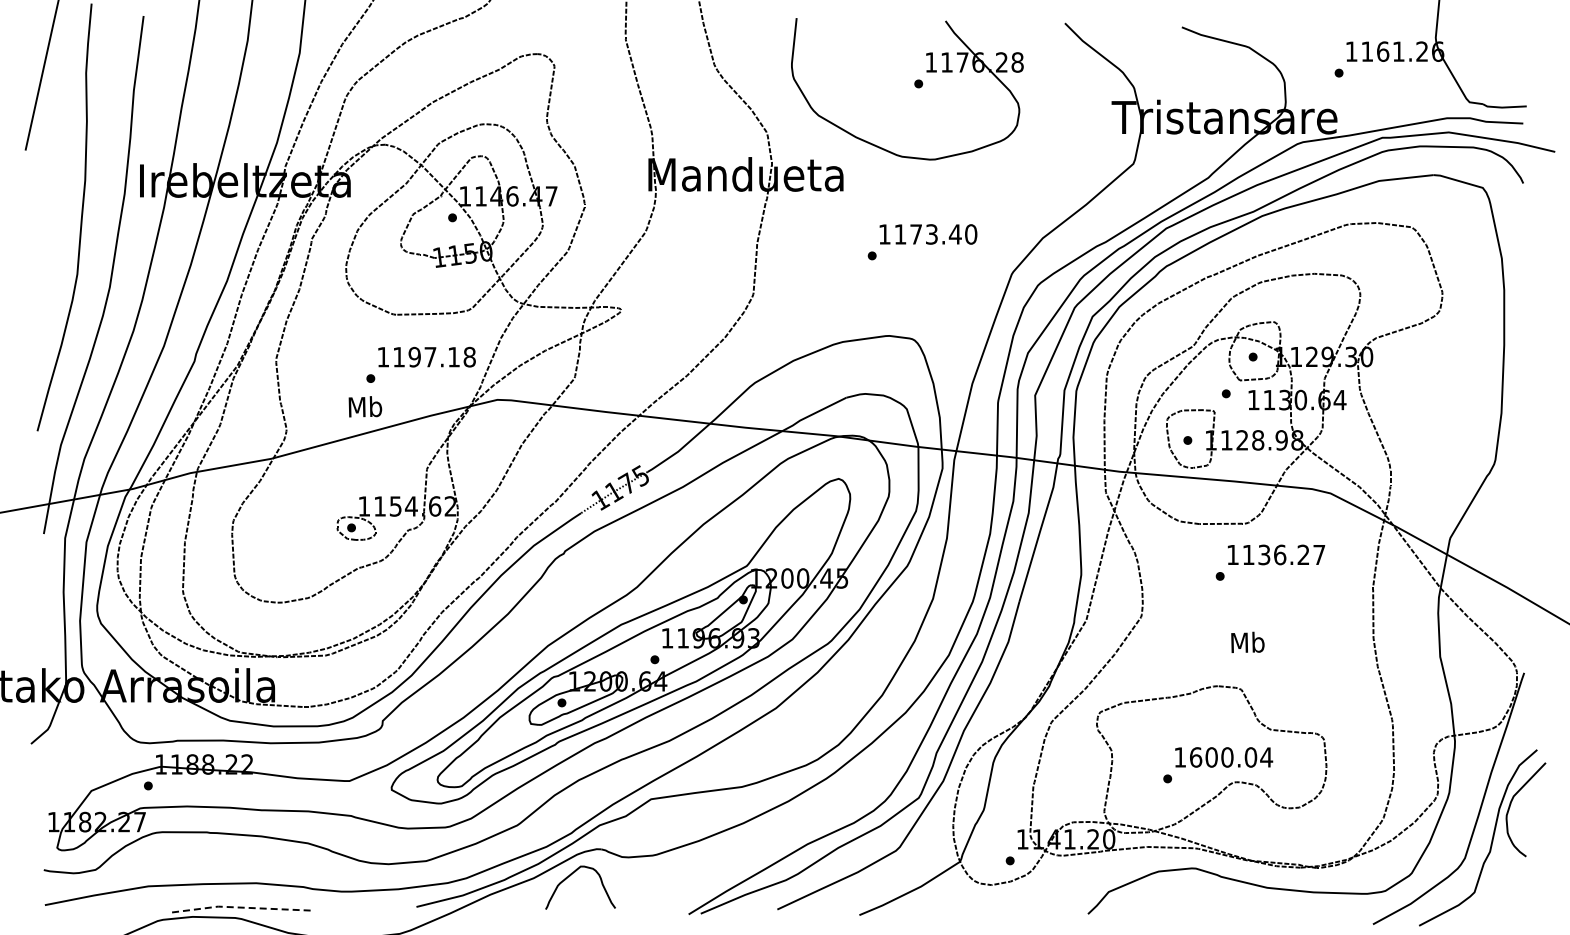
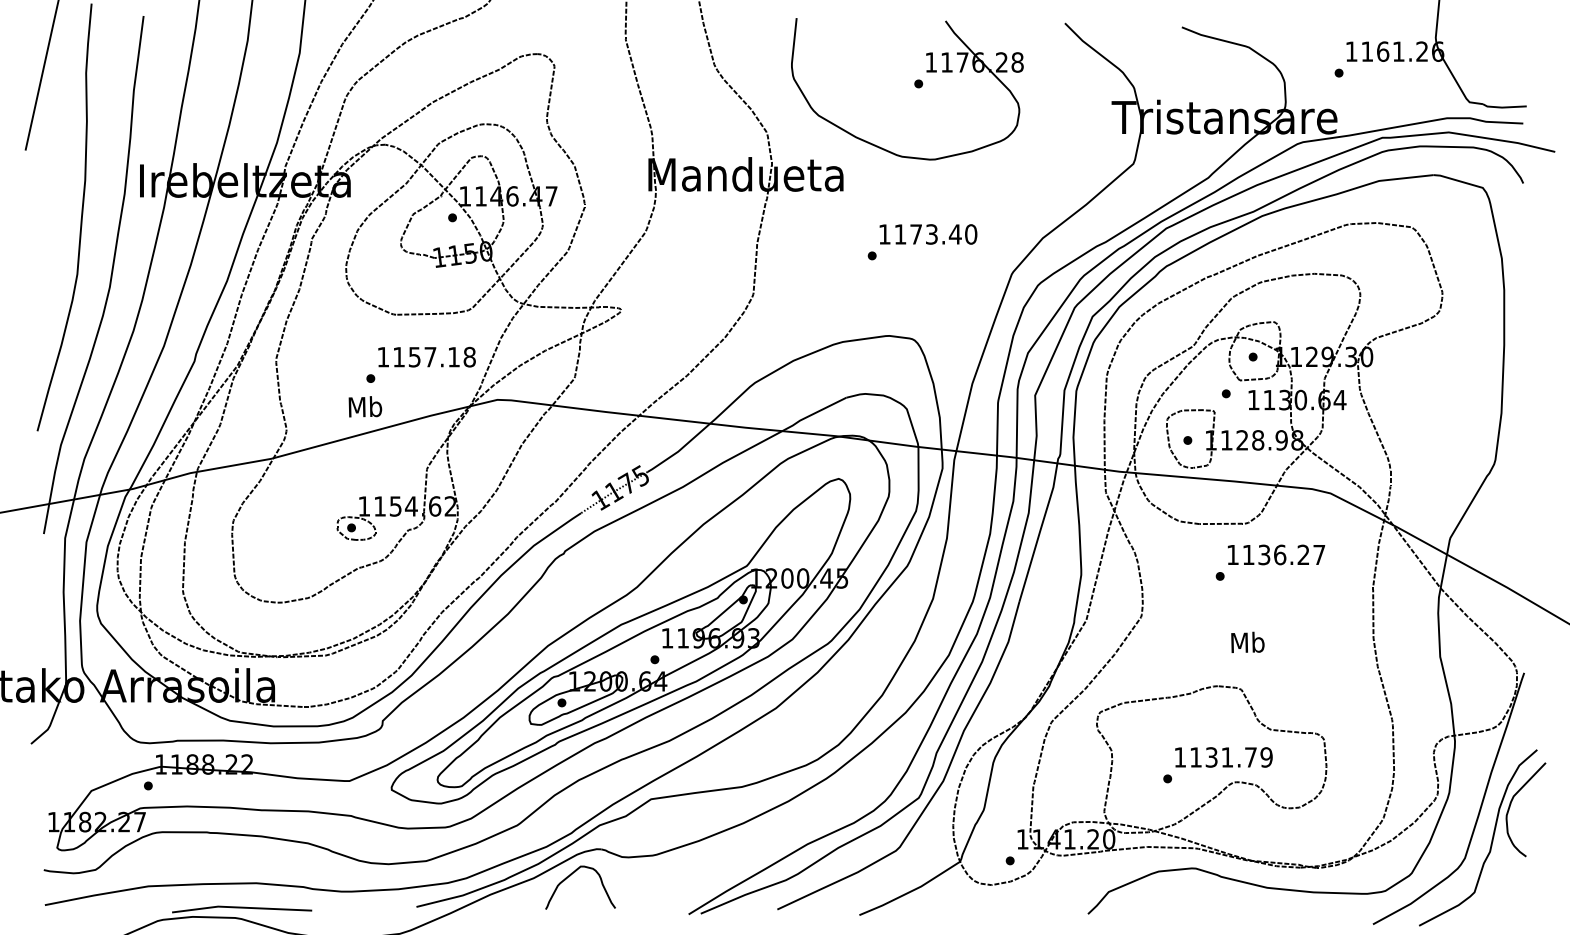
text: 1197.18 -> 1157.18 (414, 356)
text: 1600.04 -> 1131.79 (1231, 757)
line: dashed -> solid (241, 907)
